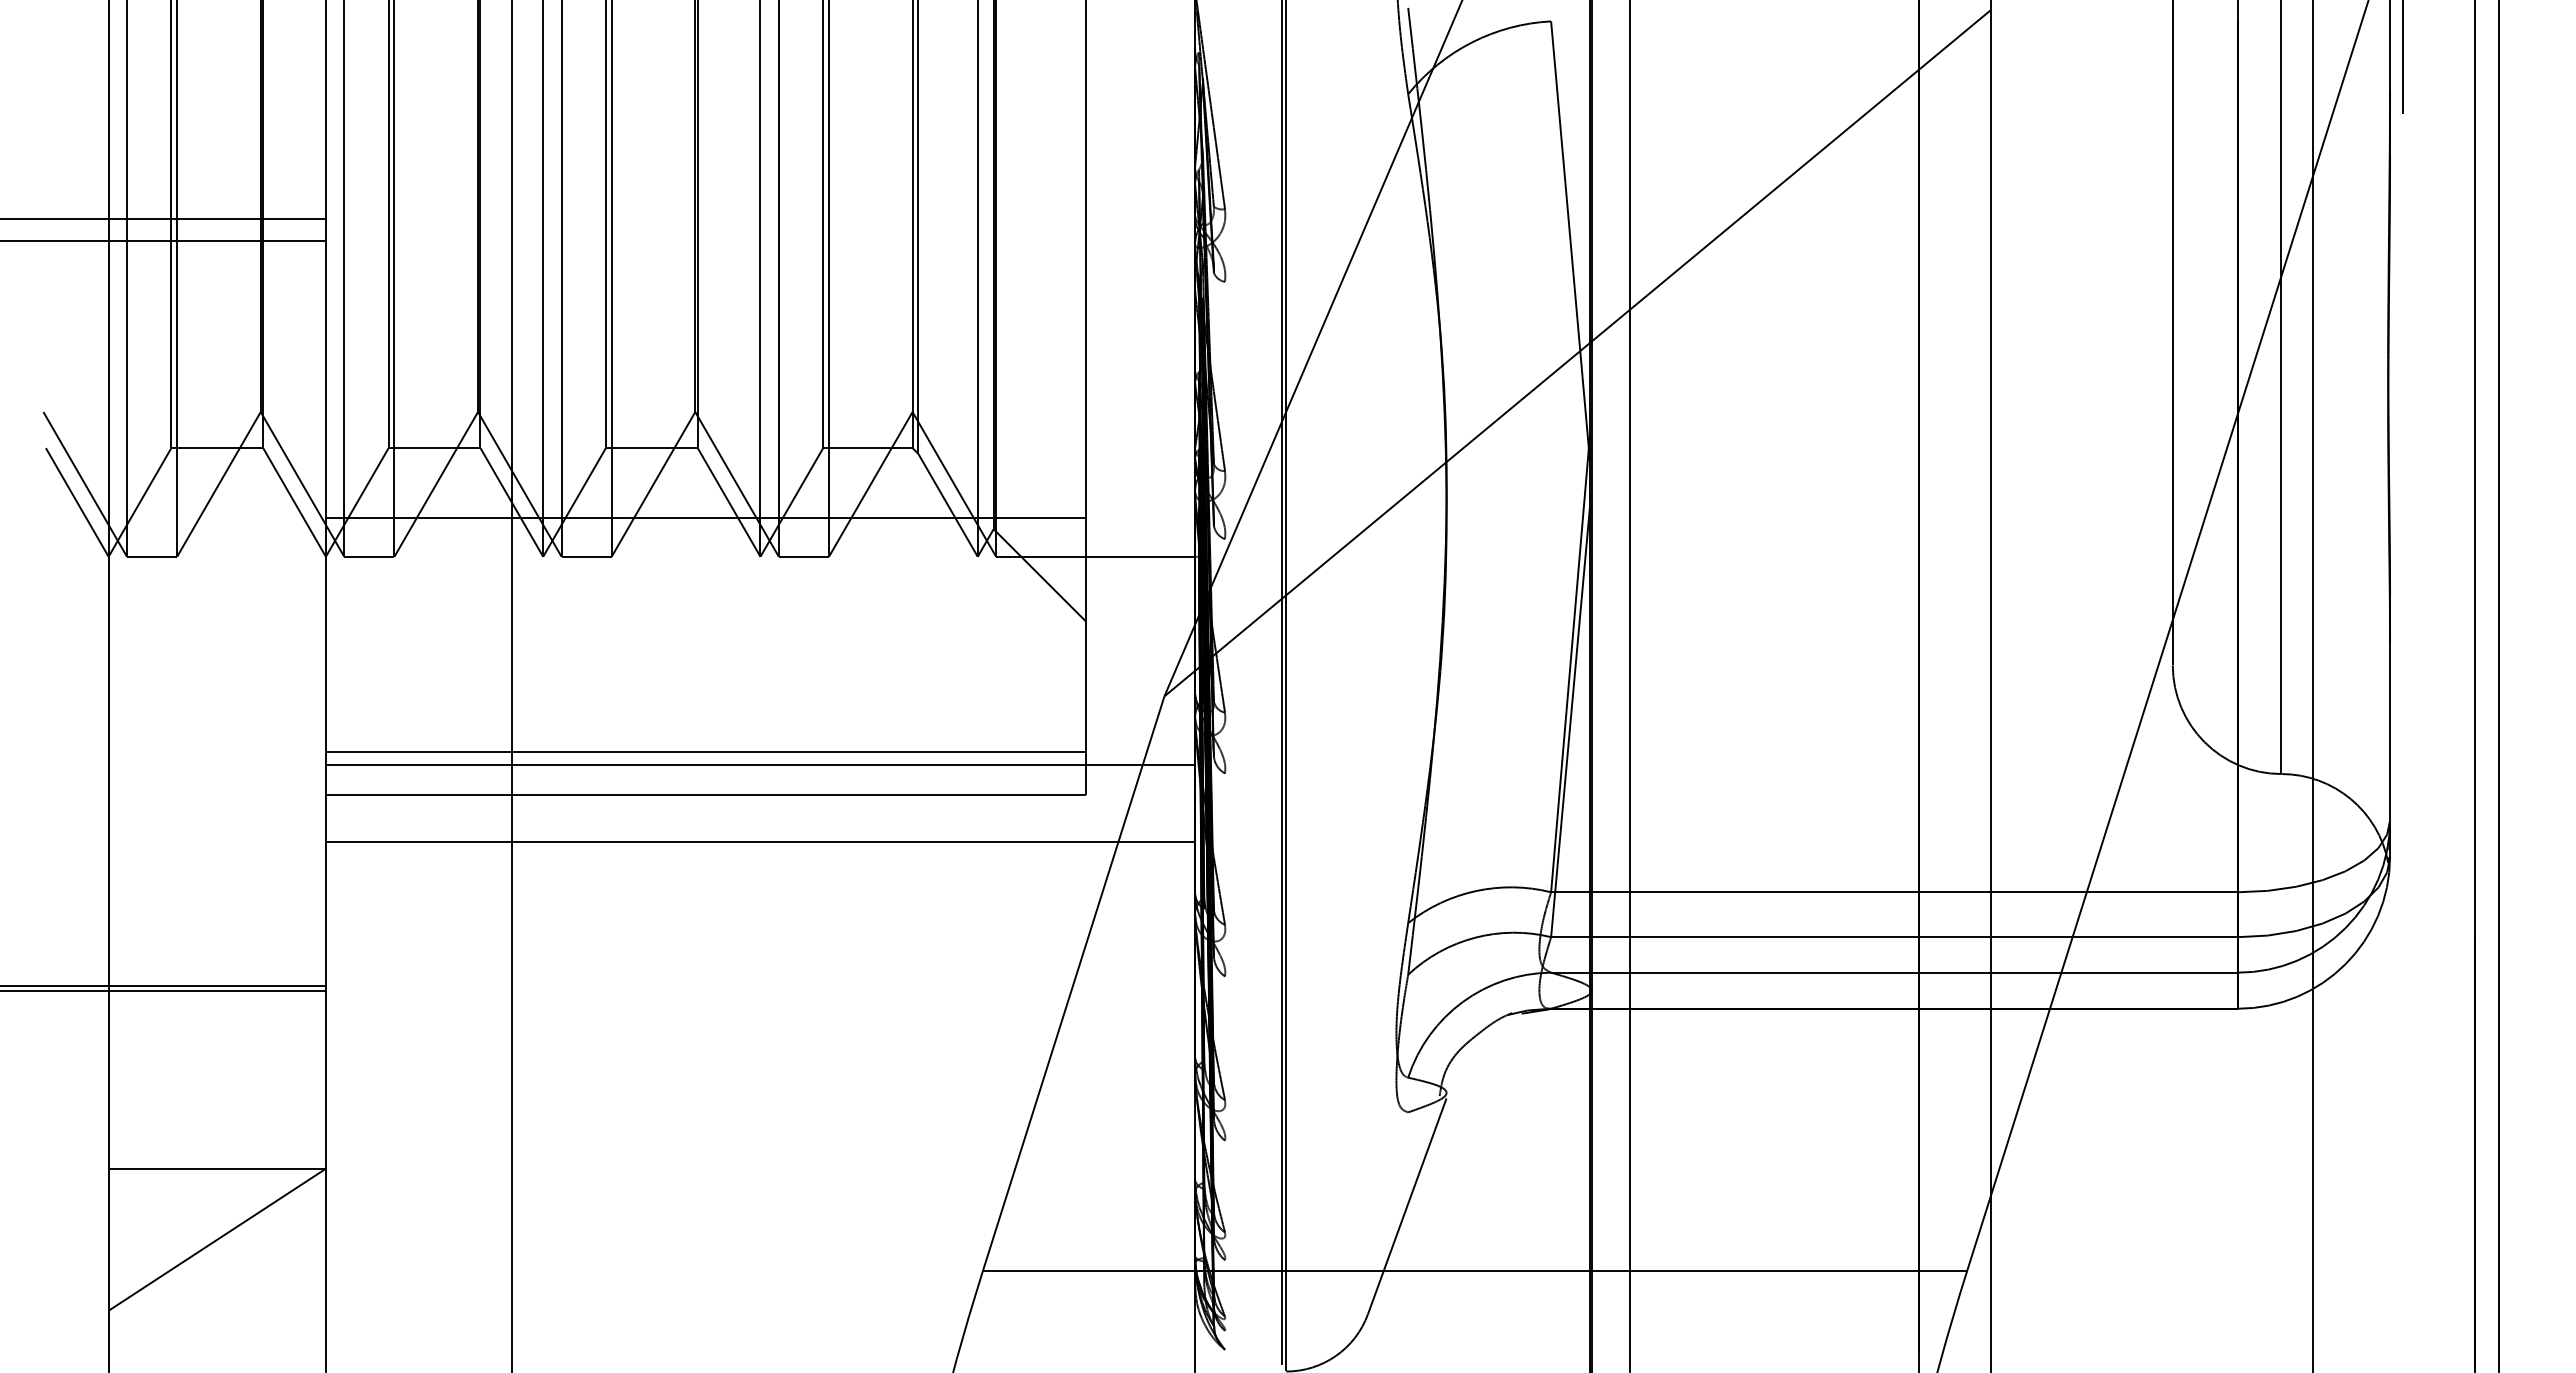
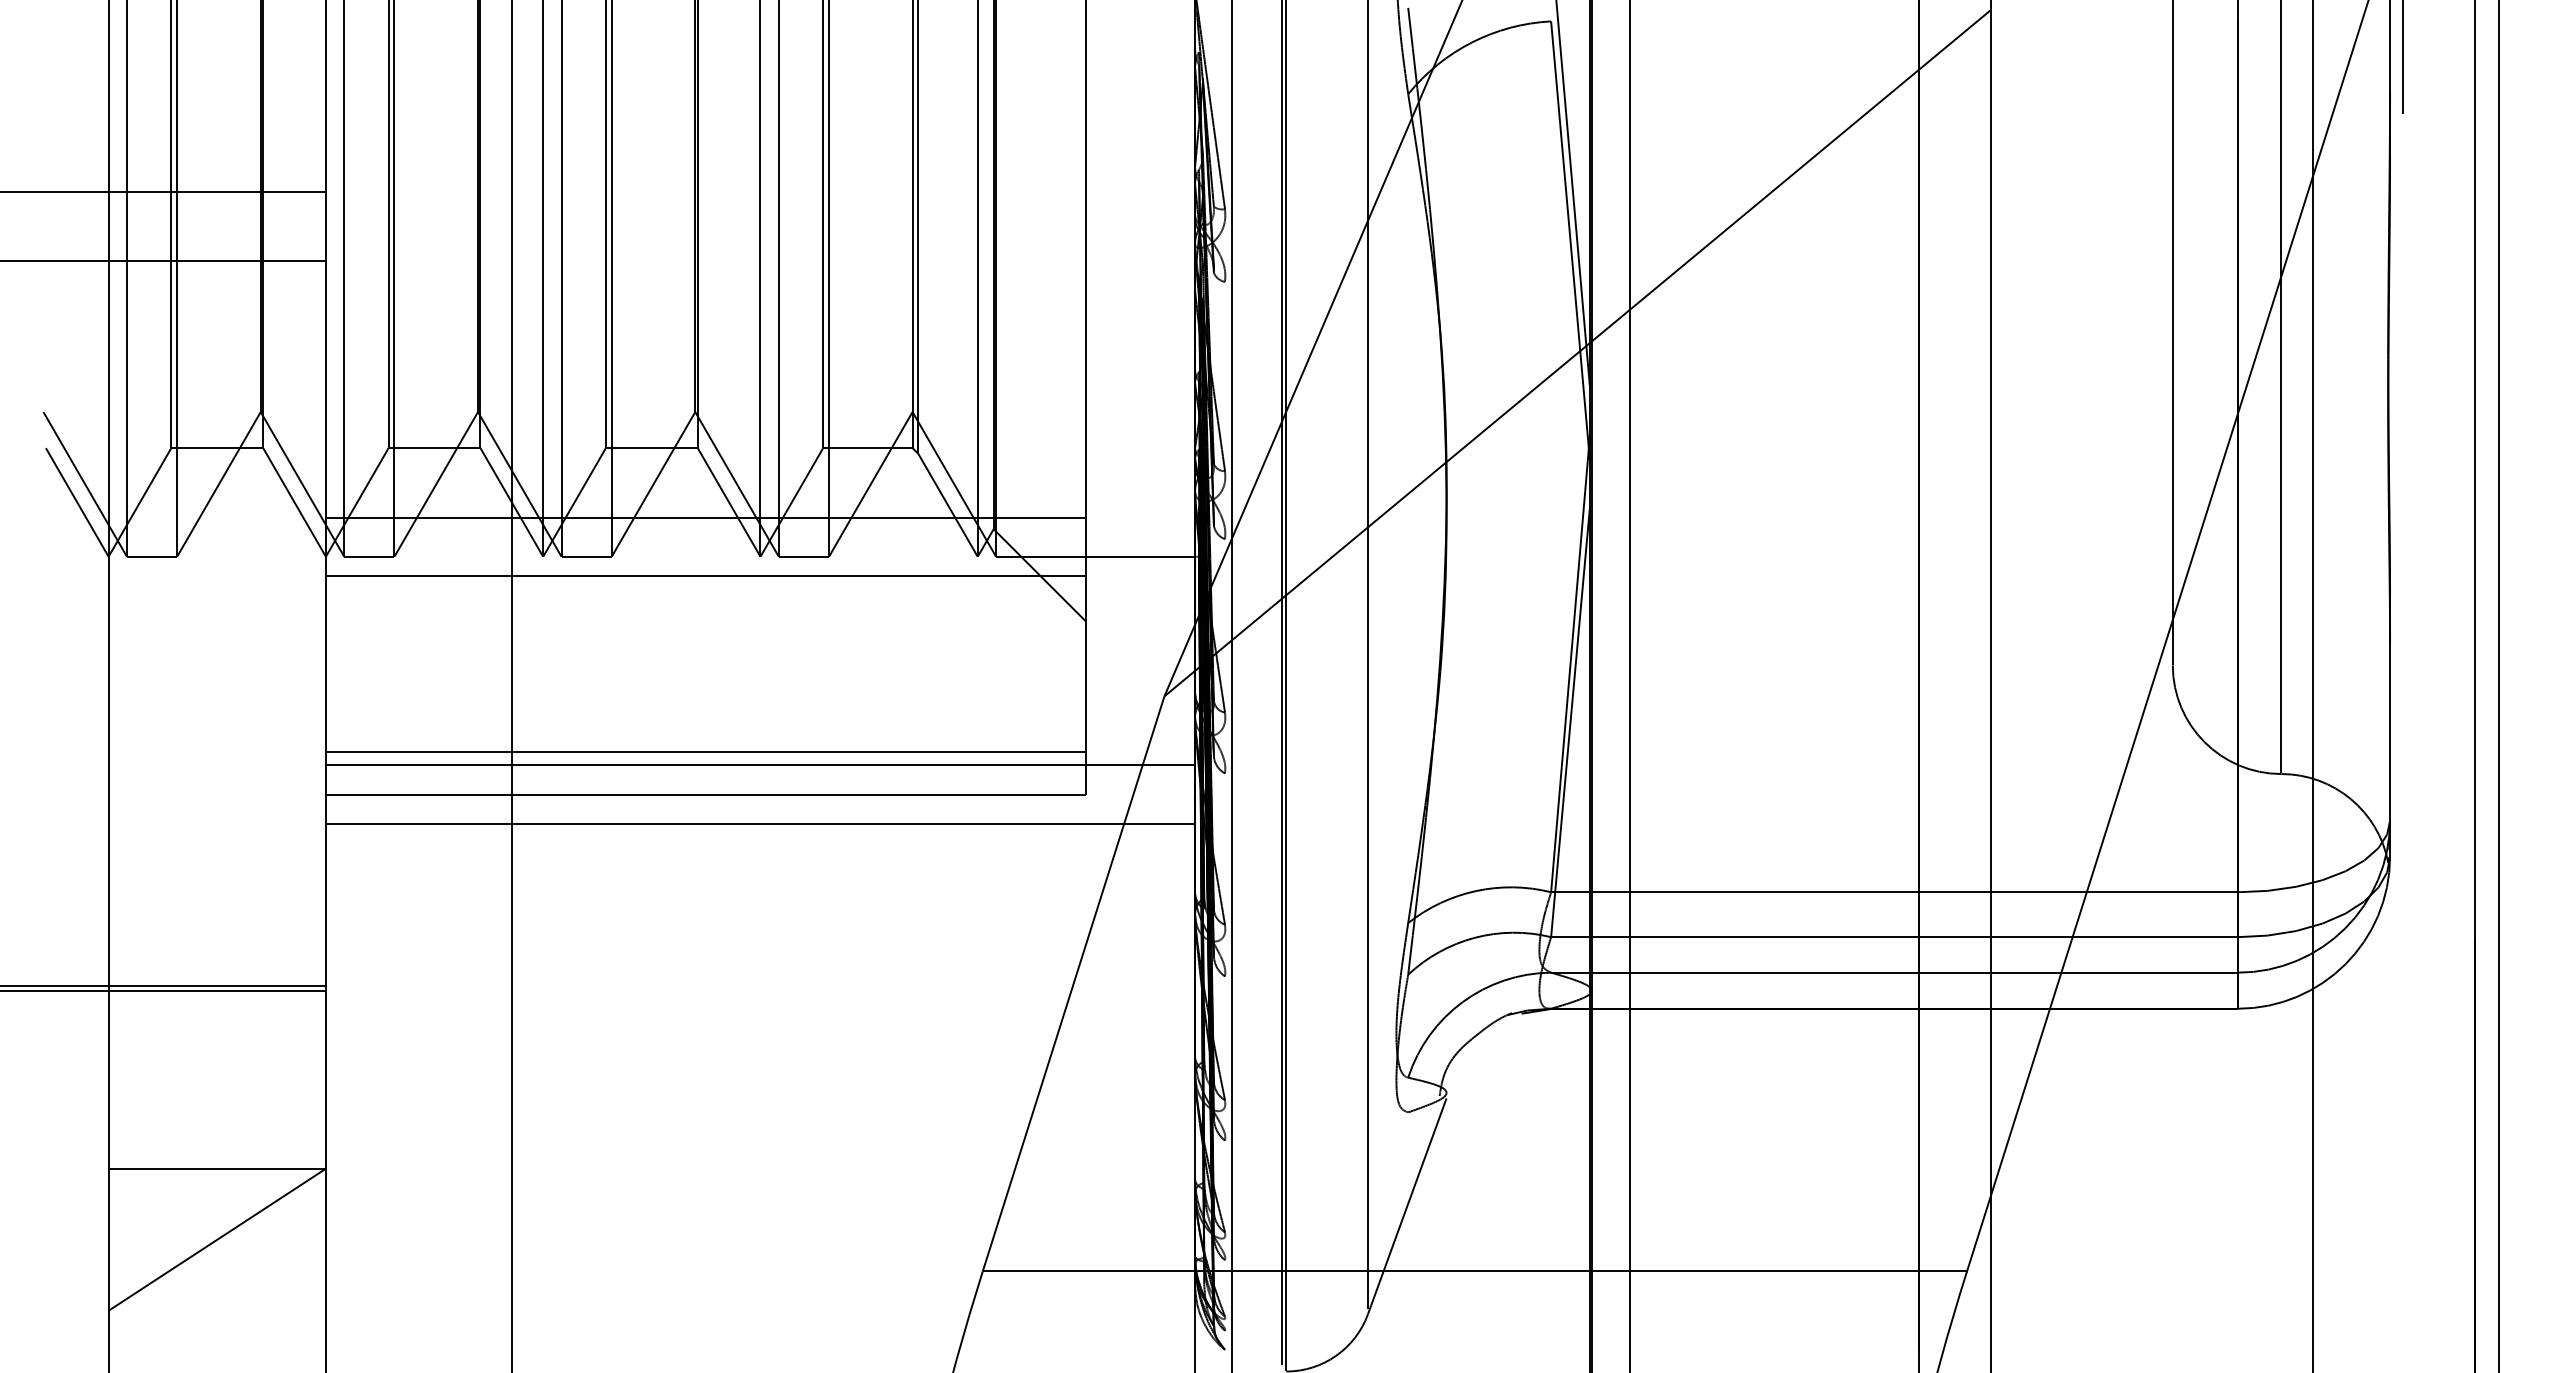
line: none -> present (1572, 194)
line position: (163, 218) -> (163, 191) (163, 191)
line position: (163, 240) -> (163, 260) (163, 260)
line: none -> present (705, 576)
line: none -> present (1367, 655)
line: none -> present (1232, 685)
line position: (760, 842) -> (760, 824) (760, 824)
